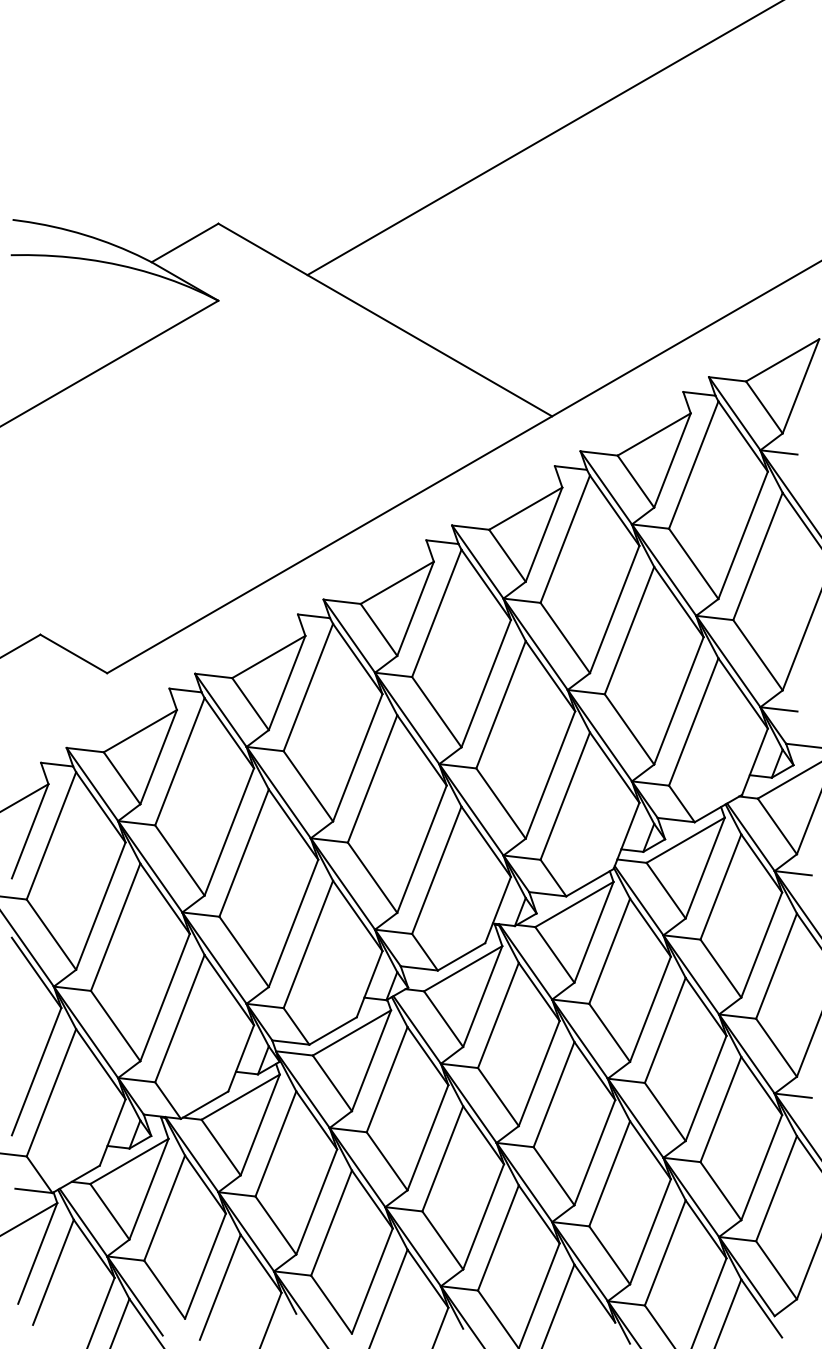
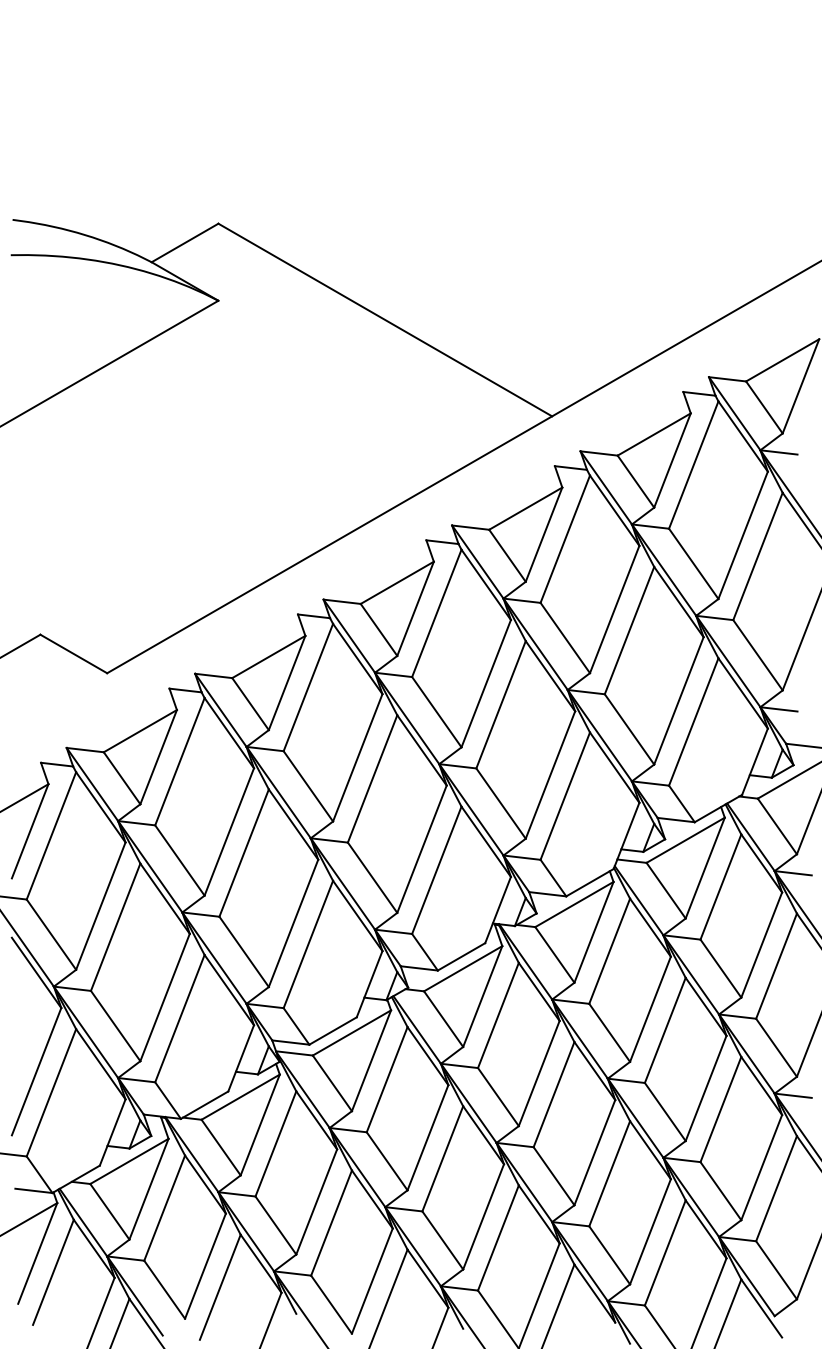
line: present -> none (543, 138)
